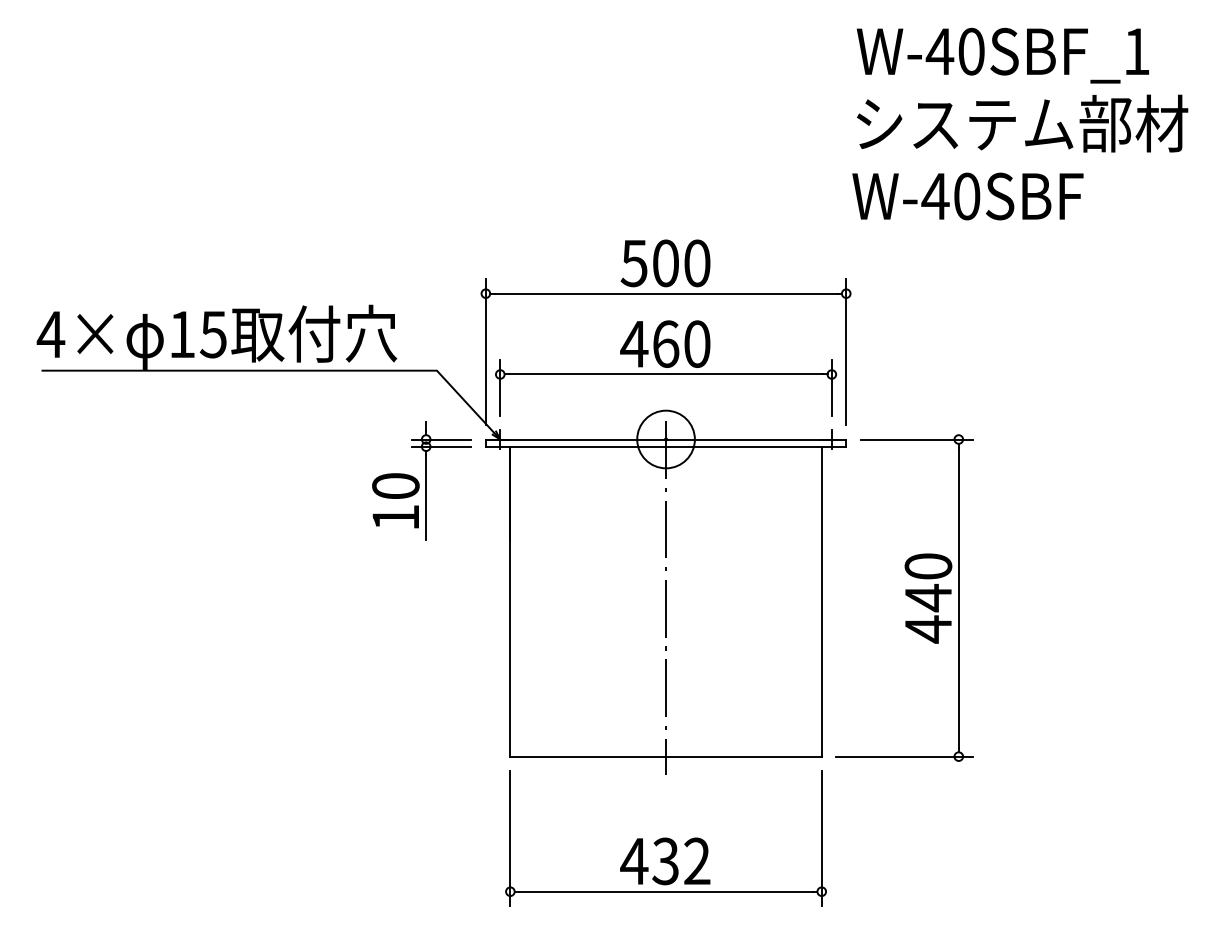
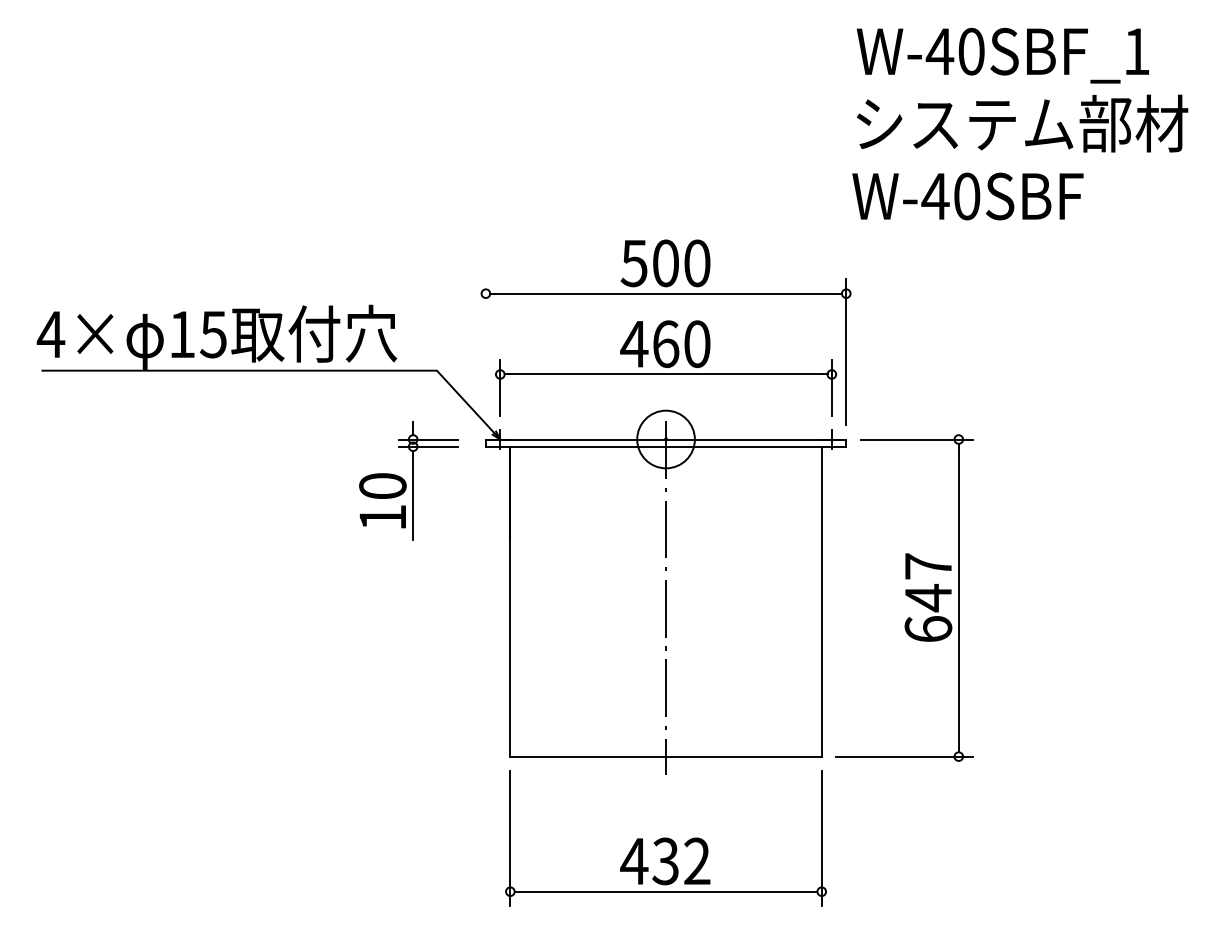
line: present -> none (485, 352)
part position: (421, 480) -> (408, 480) (408, 480)
text: 440 -> 647 (928, 598)
